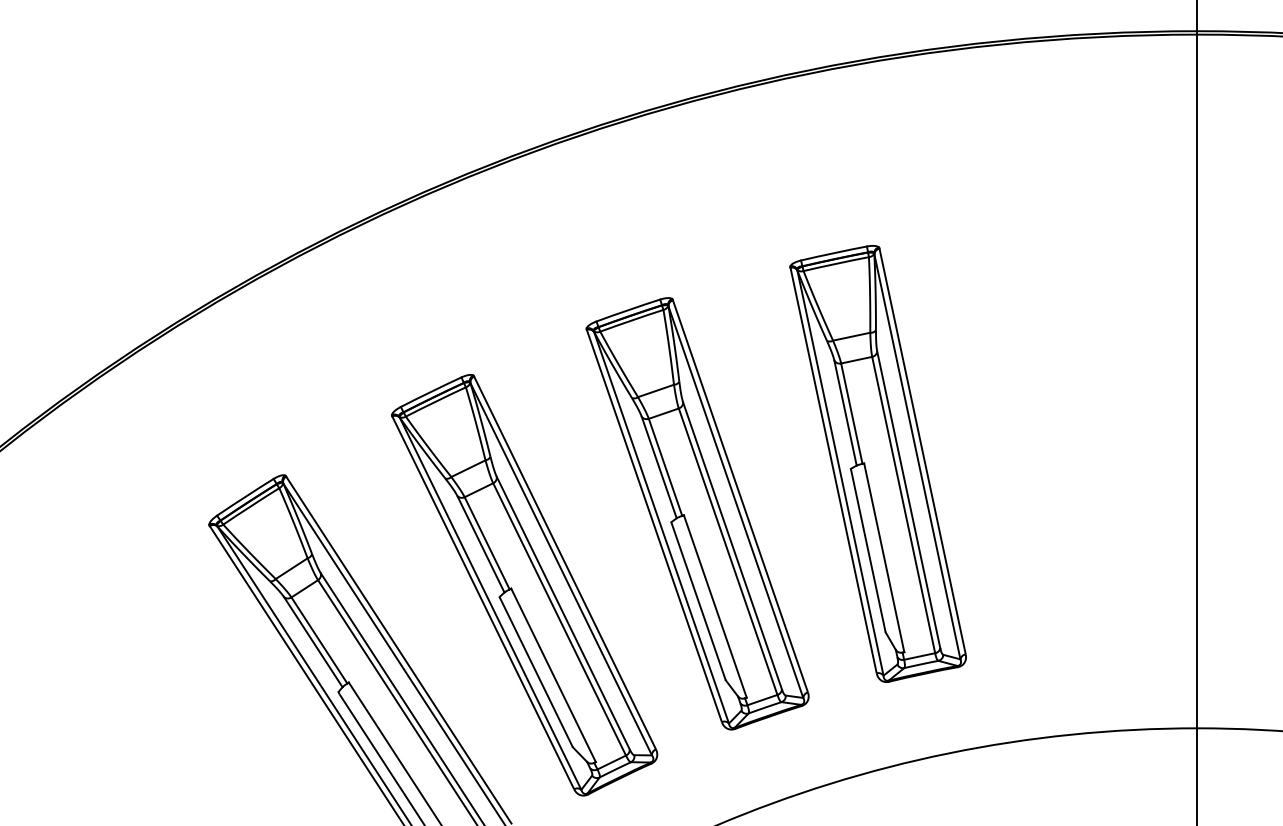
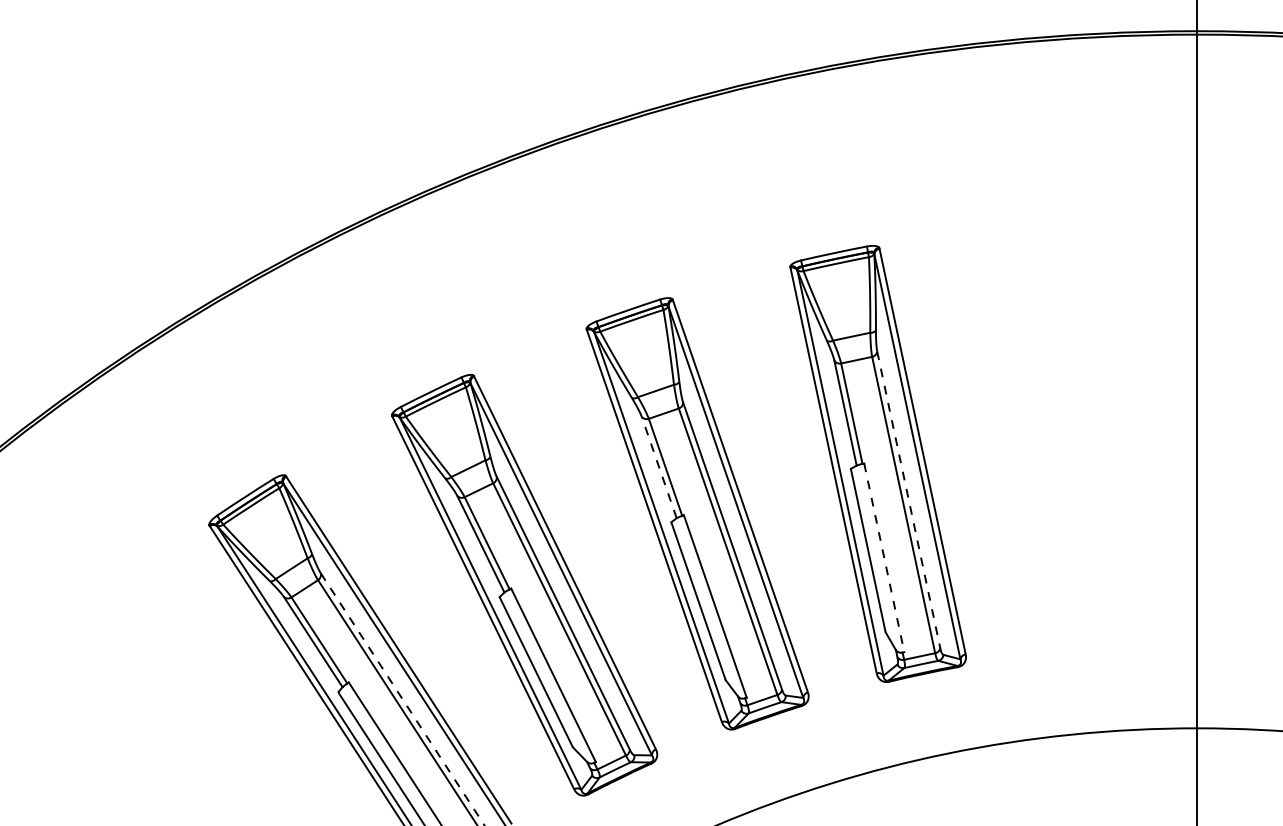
line: solid -> dashed (659, 467)
line: solid -> dashed (908, 499)
line: solid -> dashed (884, 558)
line: solid -> dashed (402, 699)
